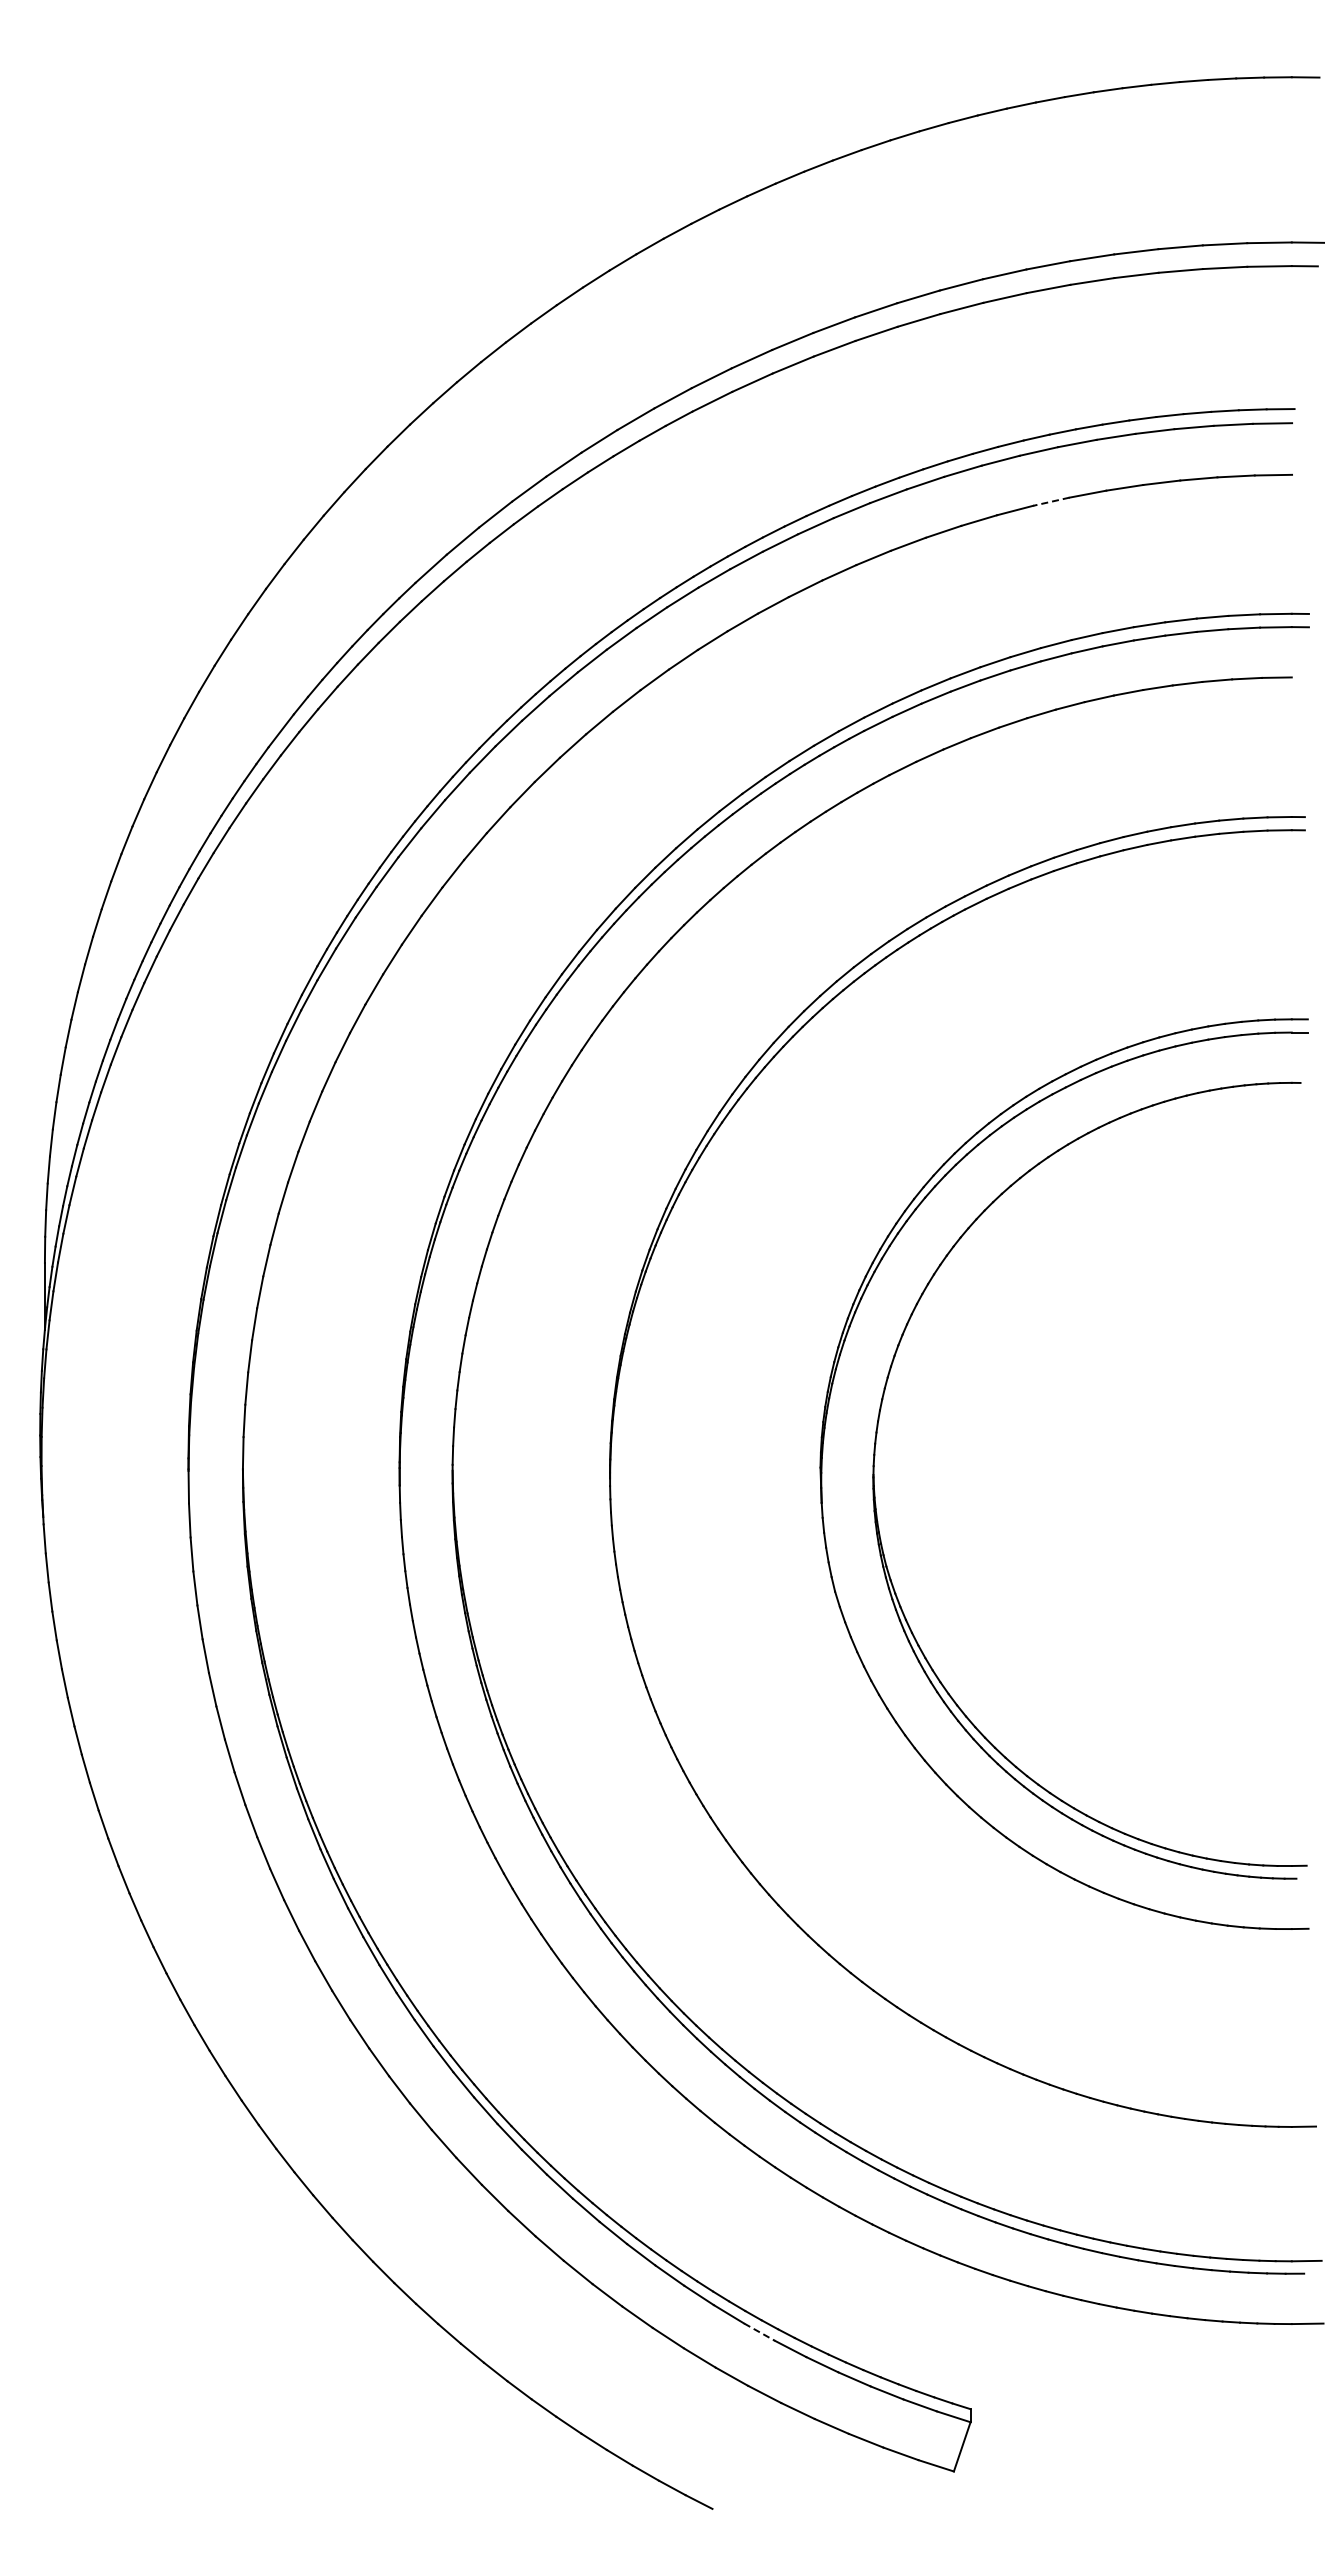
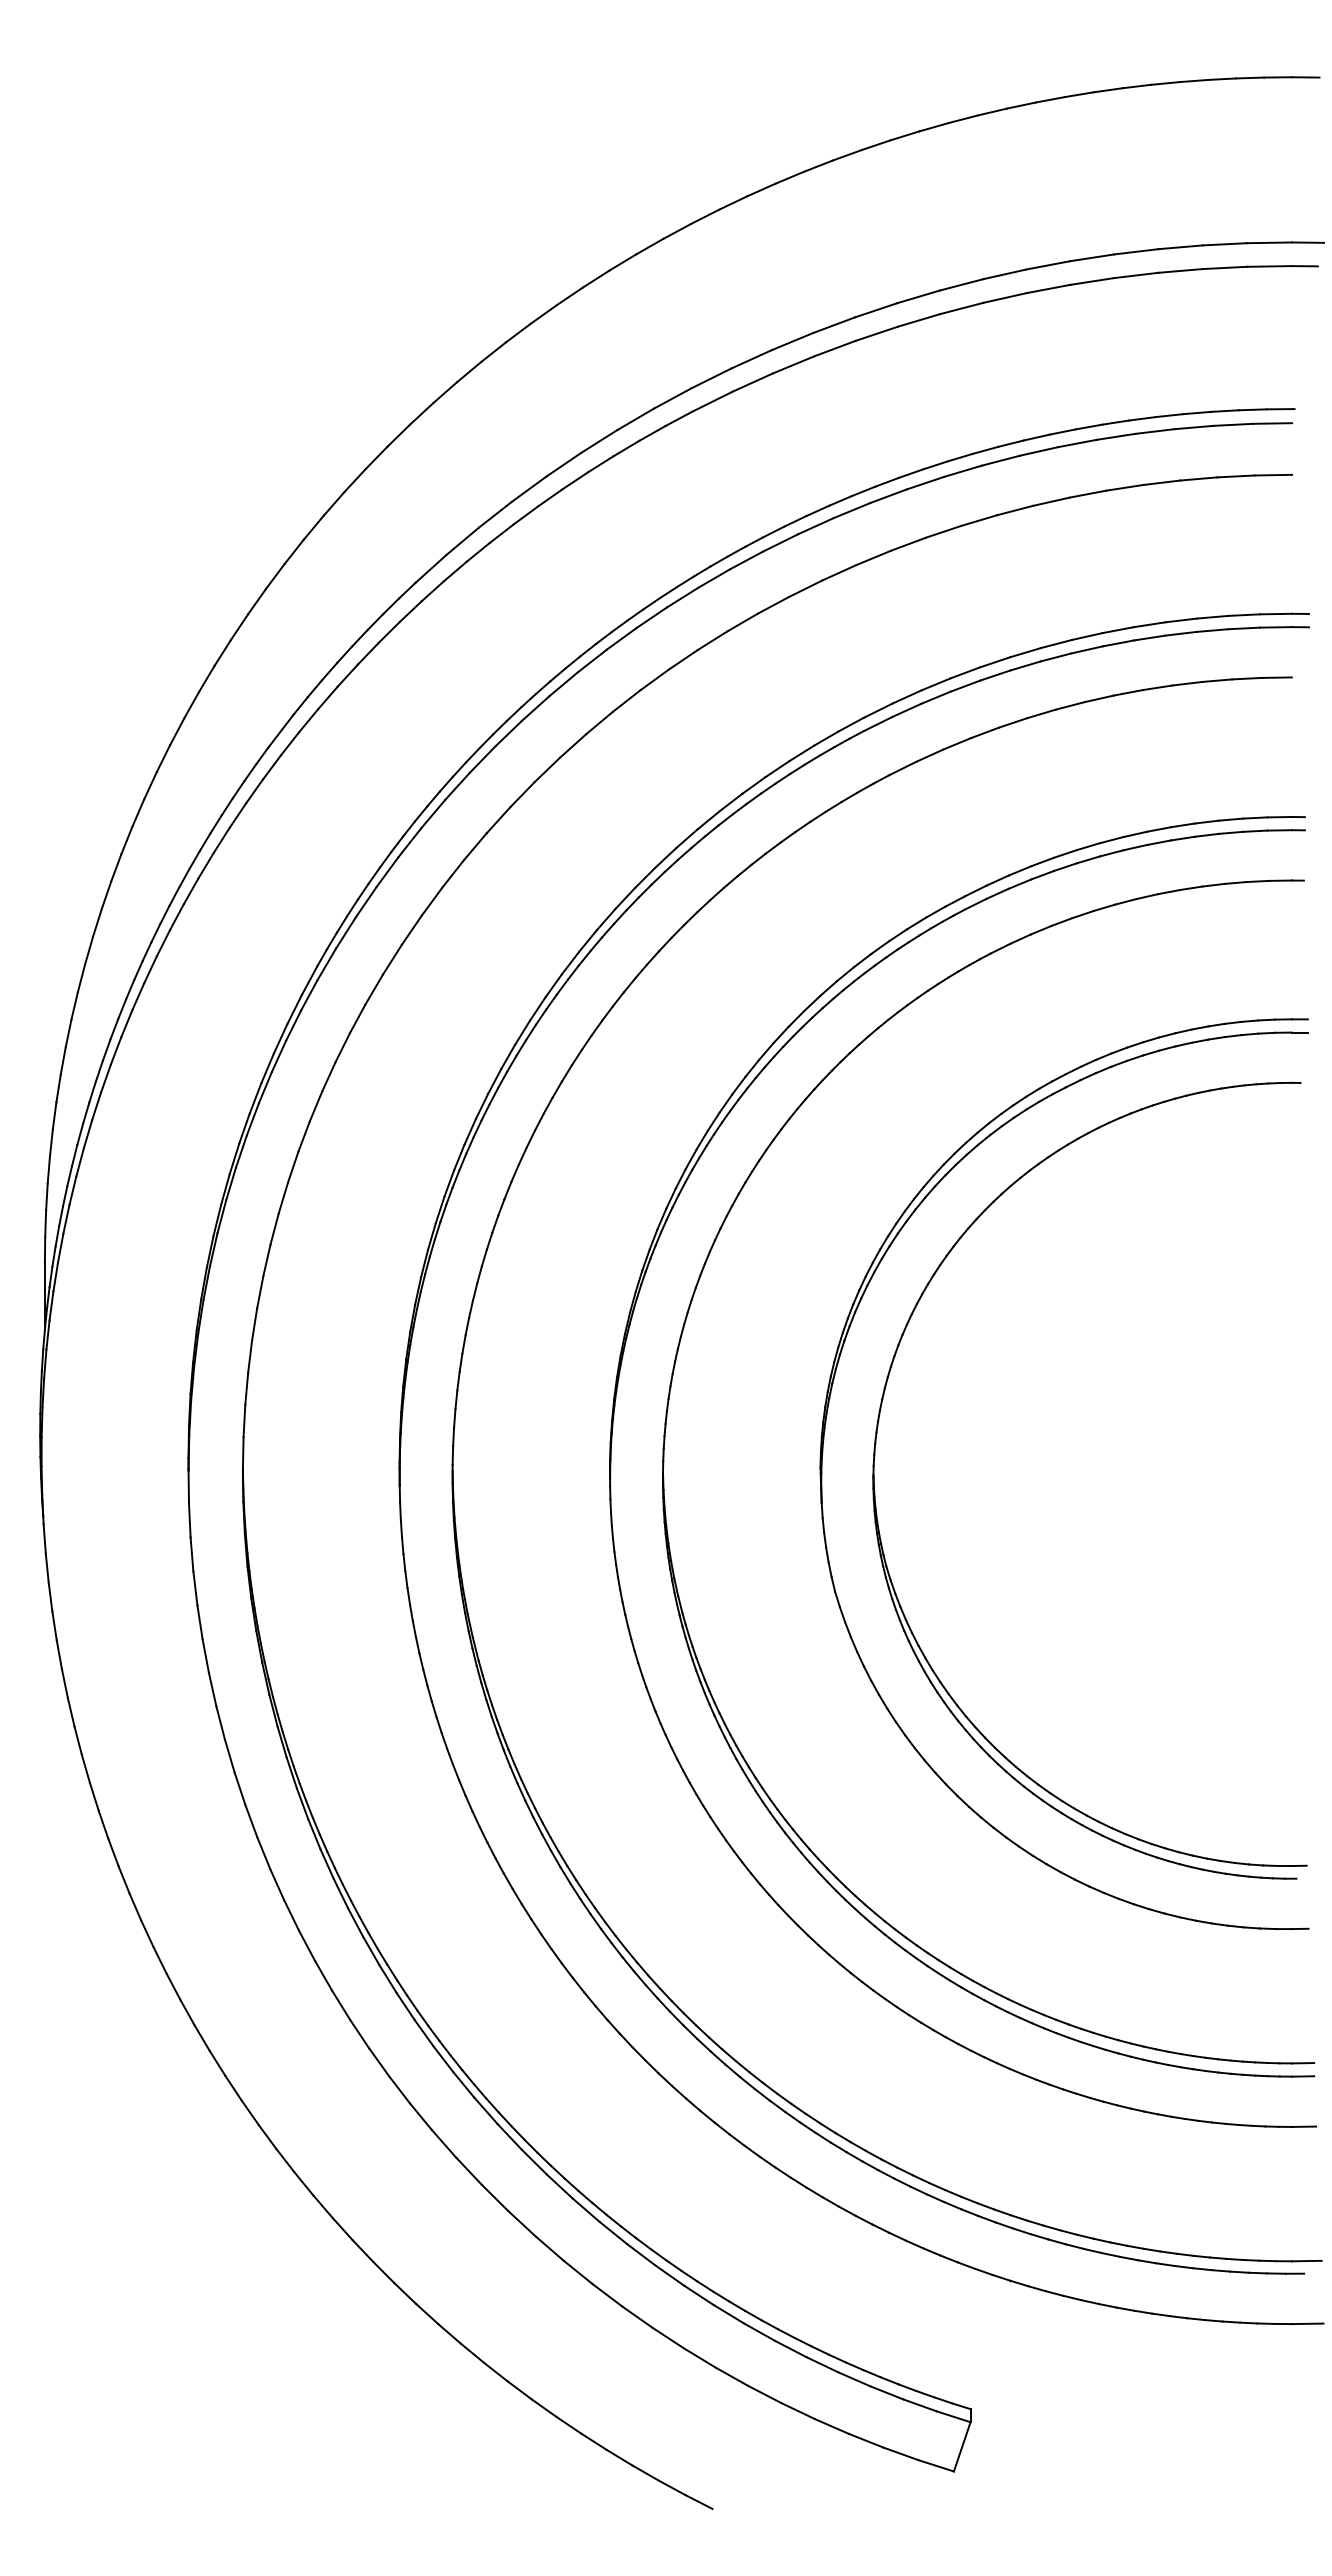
line: dashed -> solid (1051, 501)
part: none -> present (665, 1501)
line: dashed -> solid (759, 2332)
